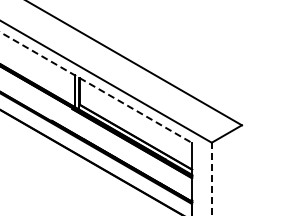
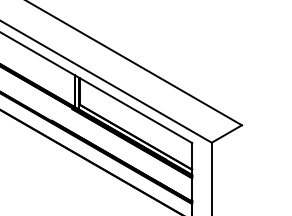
line: dashed -> solid (96, 88)
line: dashed -> solid (211, 178)
